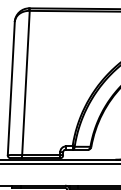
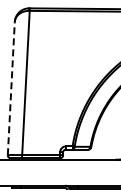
line: solid -> dashed (11, 88)
line: present -> none (59, 164)
